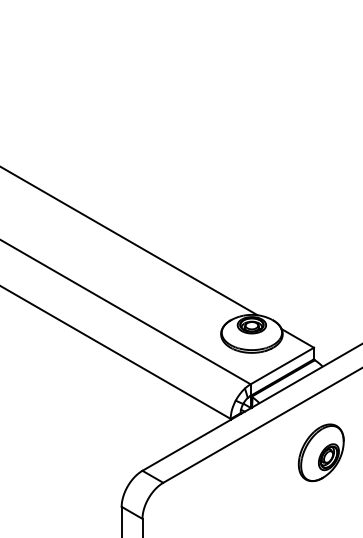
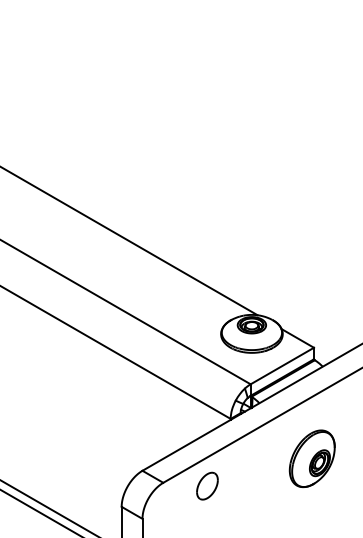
part position: (320, 452) -> (311, 458) (311, 458)
part: none -> present (207, 485)
line: none -> present (48, 507)
line: none -> present (40, 512)
